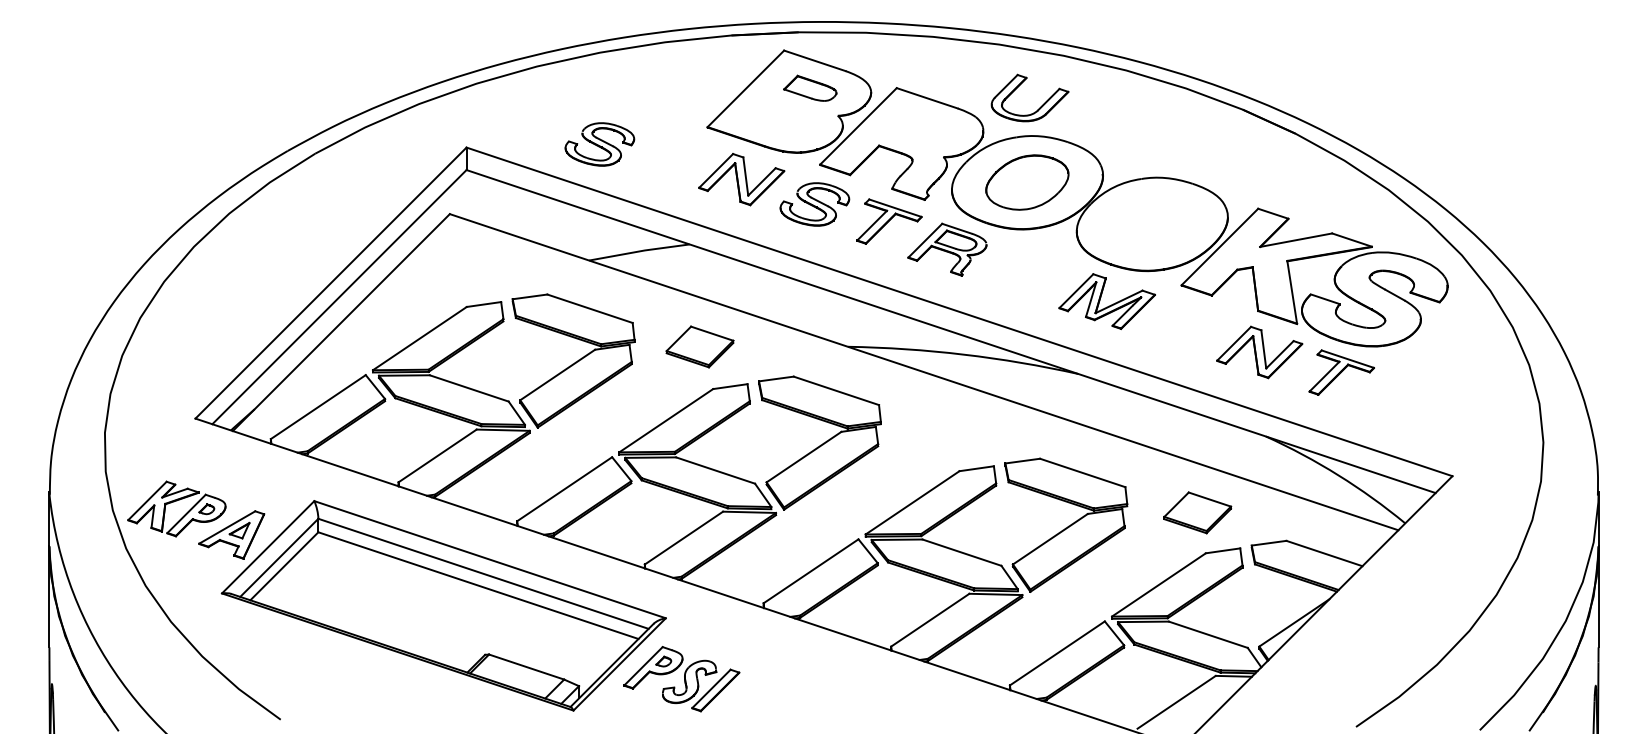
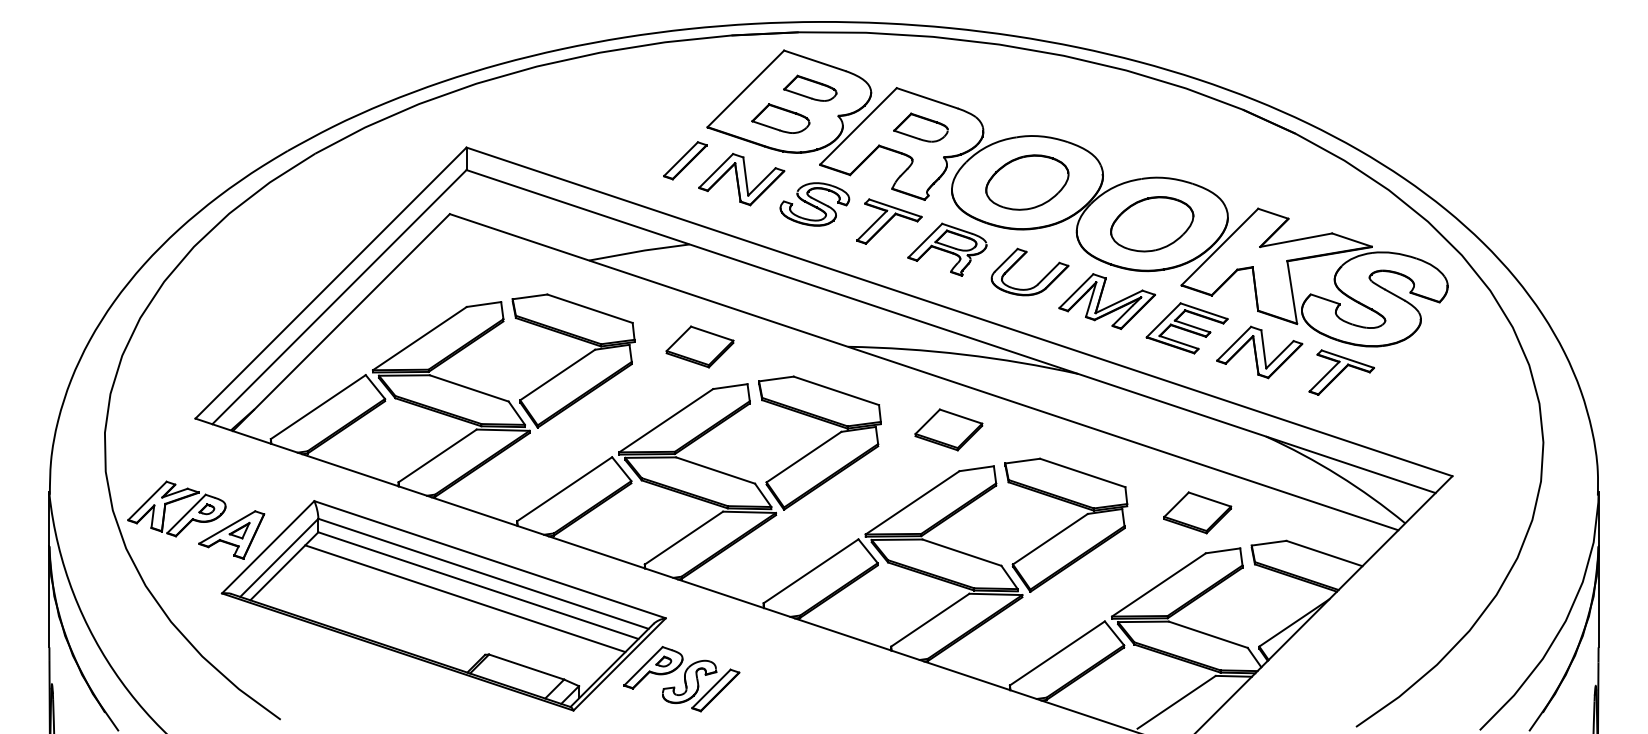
part position: (1039, 107) -> (1039, 281) (1039, 281)
part: none -> present (780, 118)
part: none -> present (920, 127)
part: present -> none (599, 144)
part: none -> present (685, 160)
part: none -> present (1152, 224)
part: none -> present (1186, 328)
part: none -> present (948, 429)
line: none -> present (465, 598)
